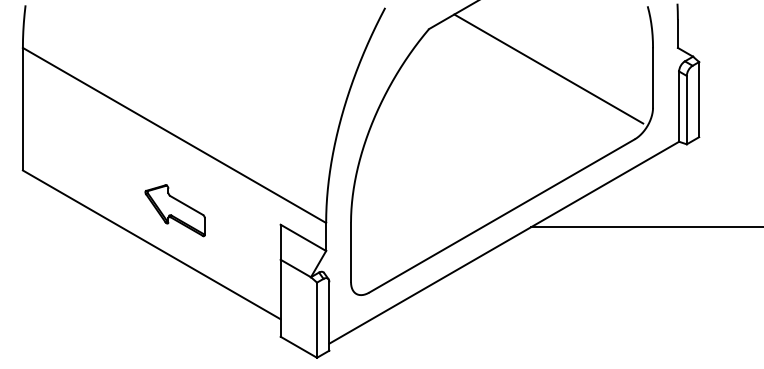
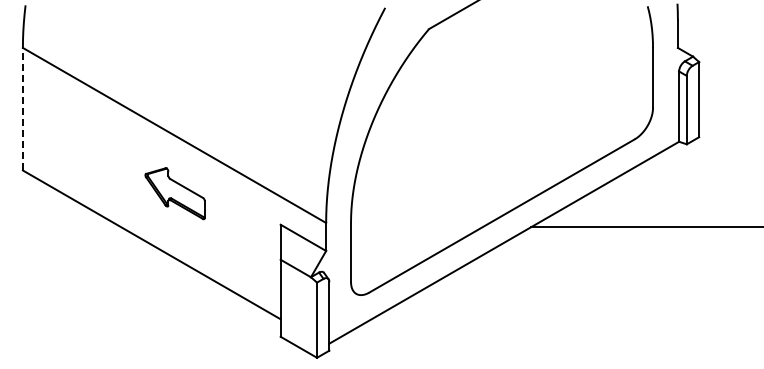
line: present -> none (548, 68)
line: solid -> dashed (22, 108)
part position: (174, 210) -> (174, 193) (174, 193)
